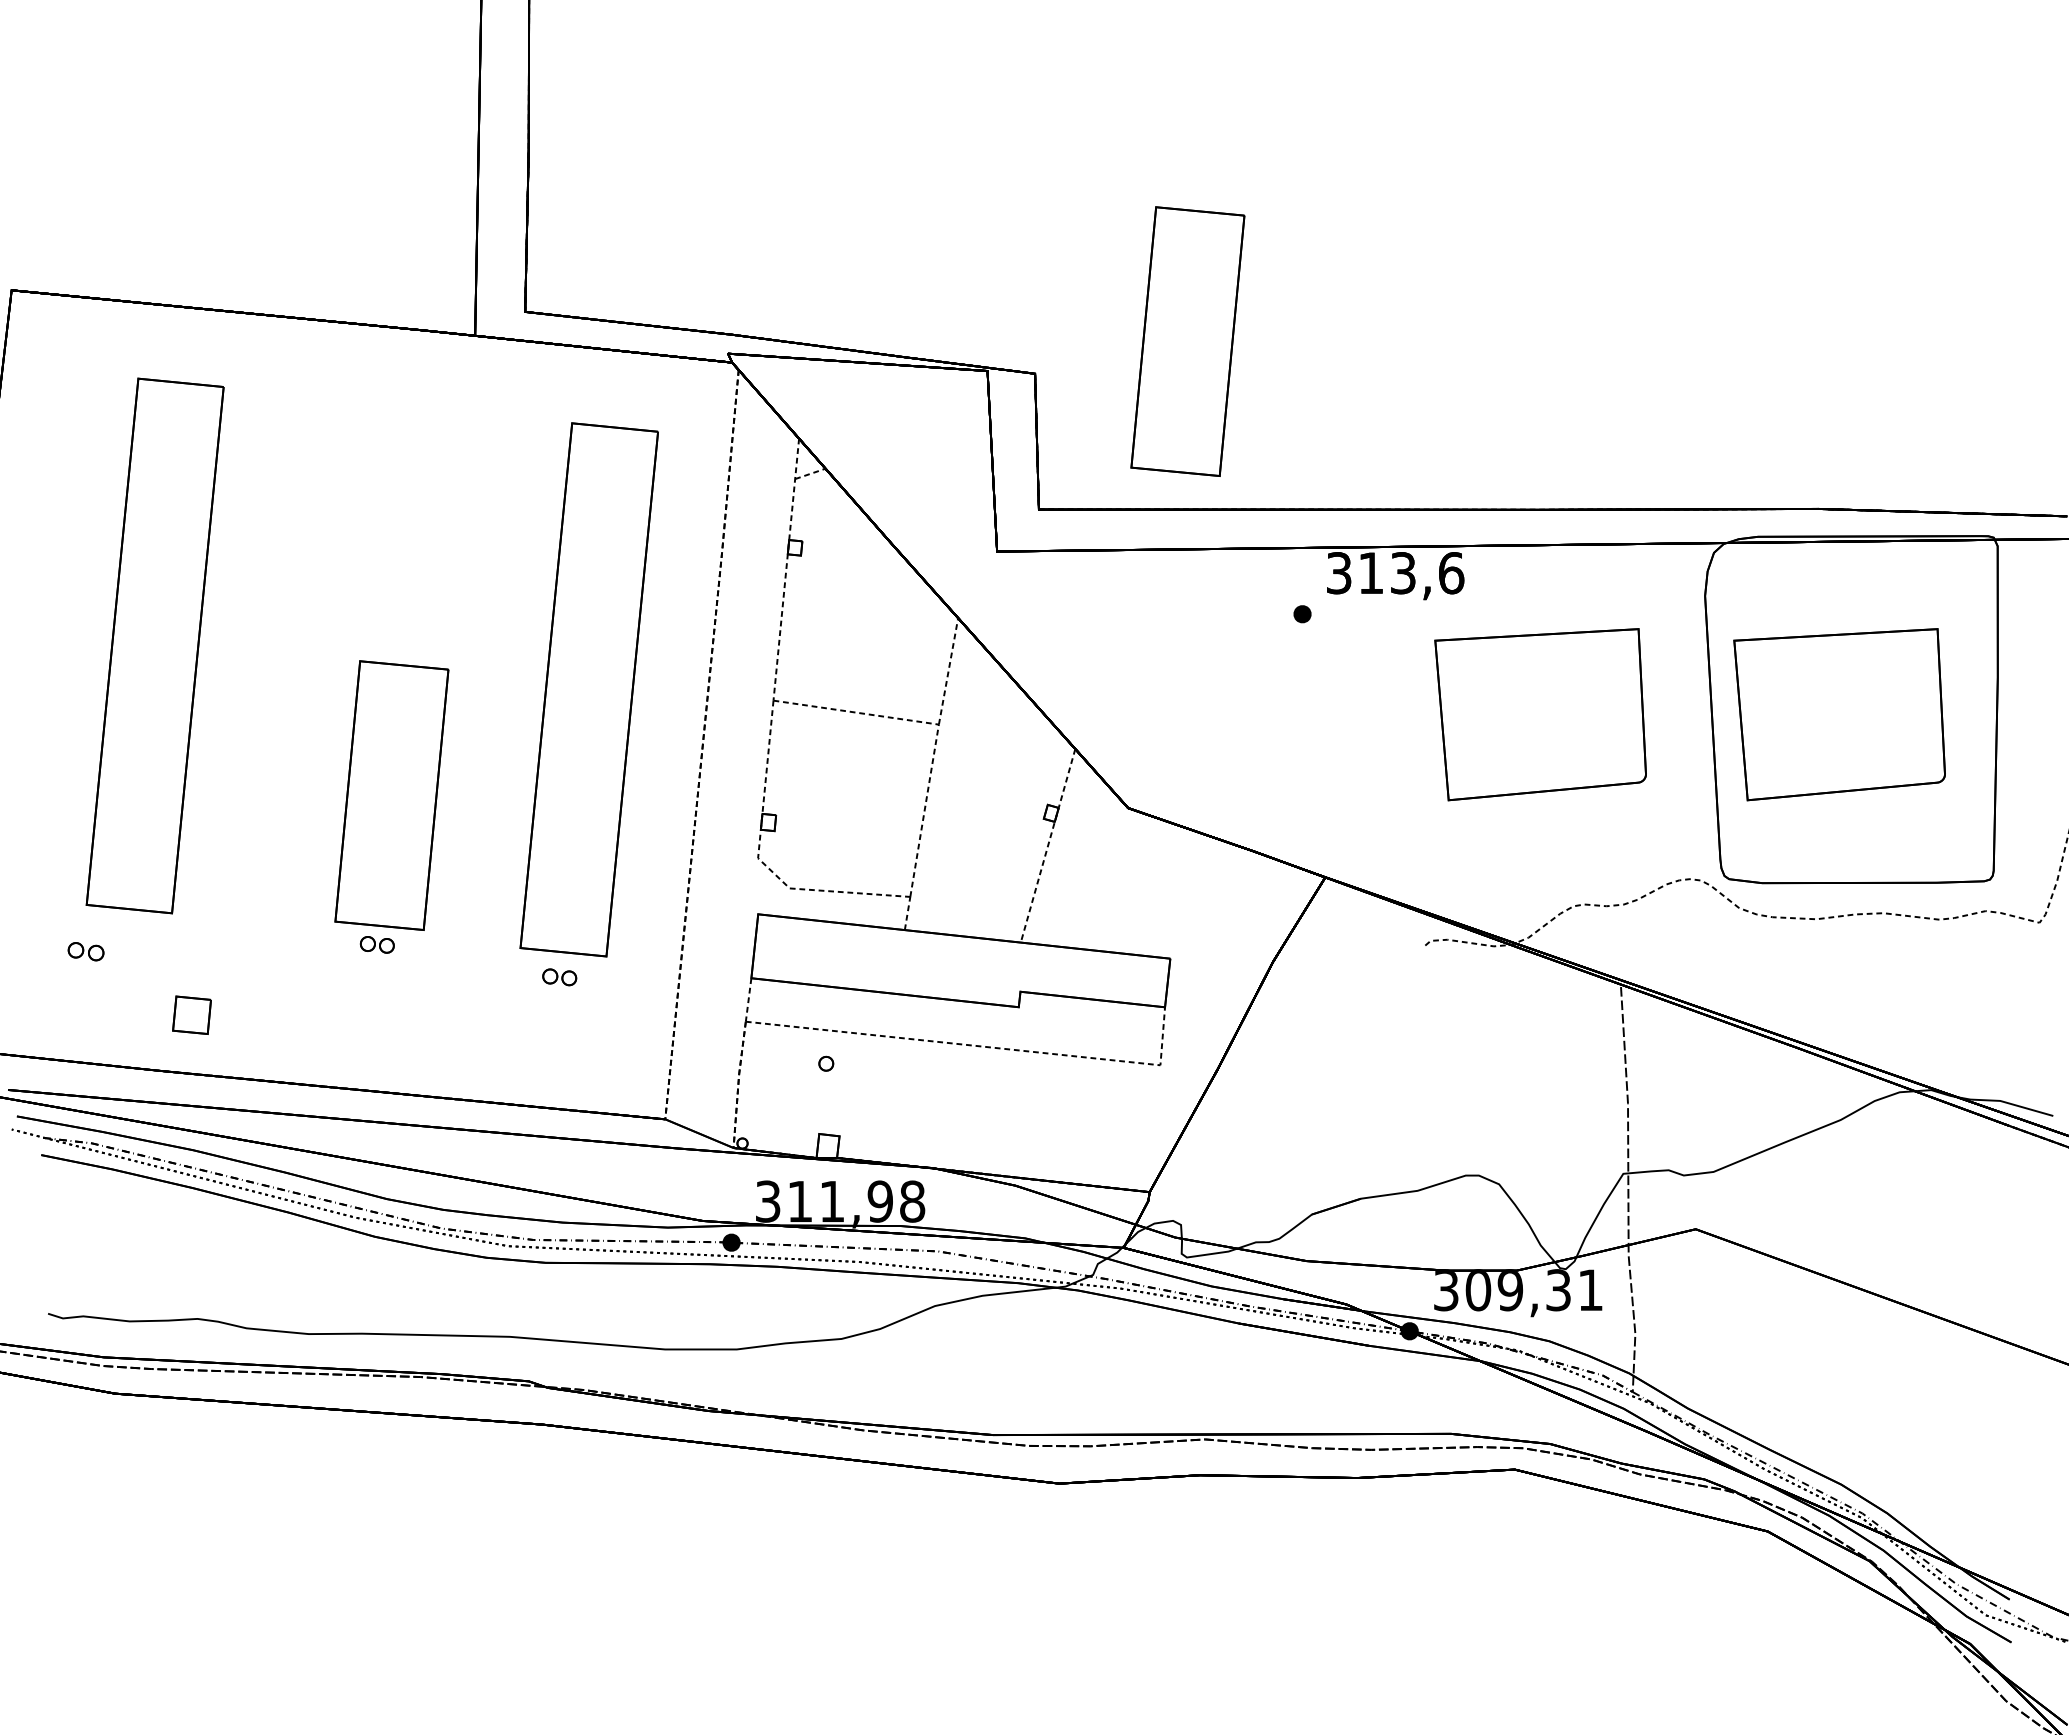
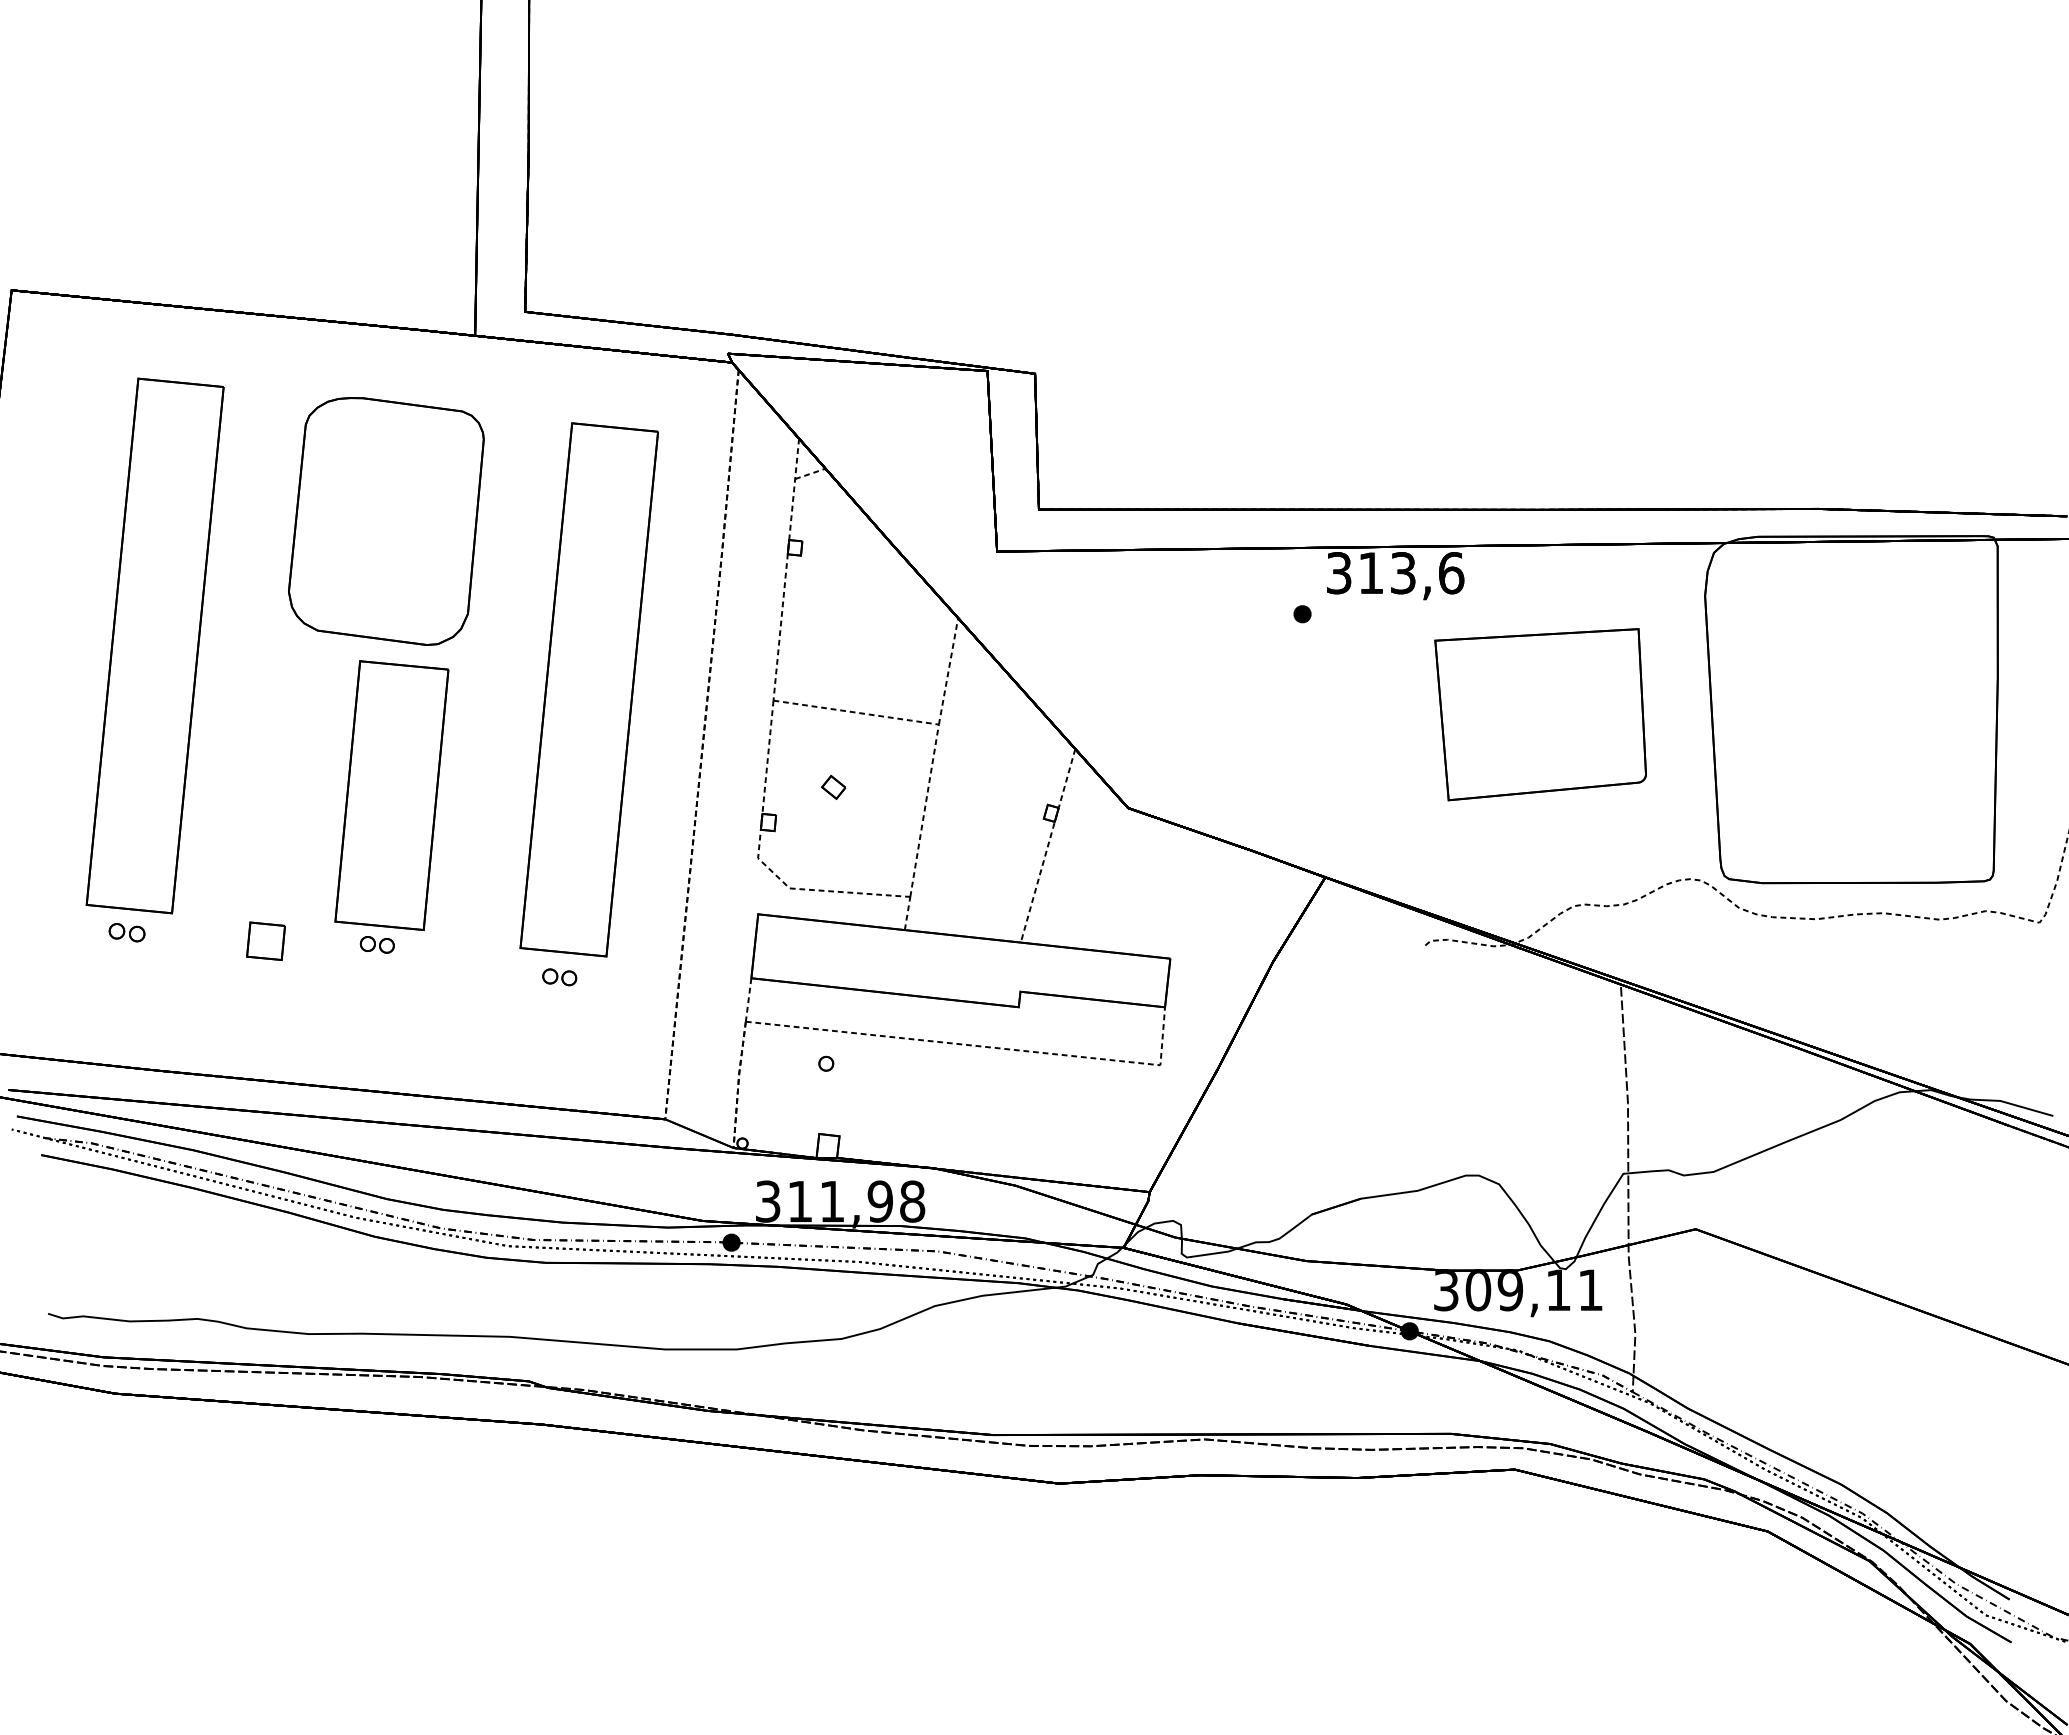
part: present -> none (1187, 341)
part: none -> present (386, 521)
part: present -> none (1839, 714)
part: none -> present (833, 786)
part position: (85, 951) -> (126, 932) (126, 932)
part position: (191, 1014) -> (265, 940) (265, 940)
text: 309,31 -> 309,11 (1558, 1290)
